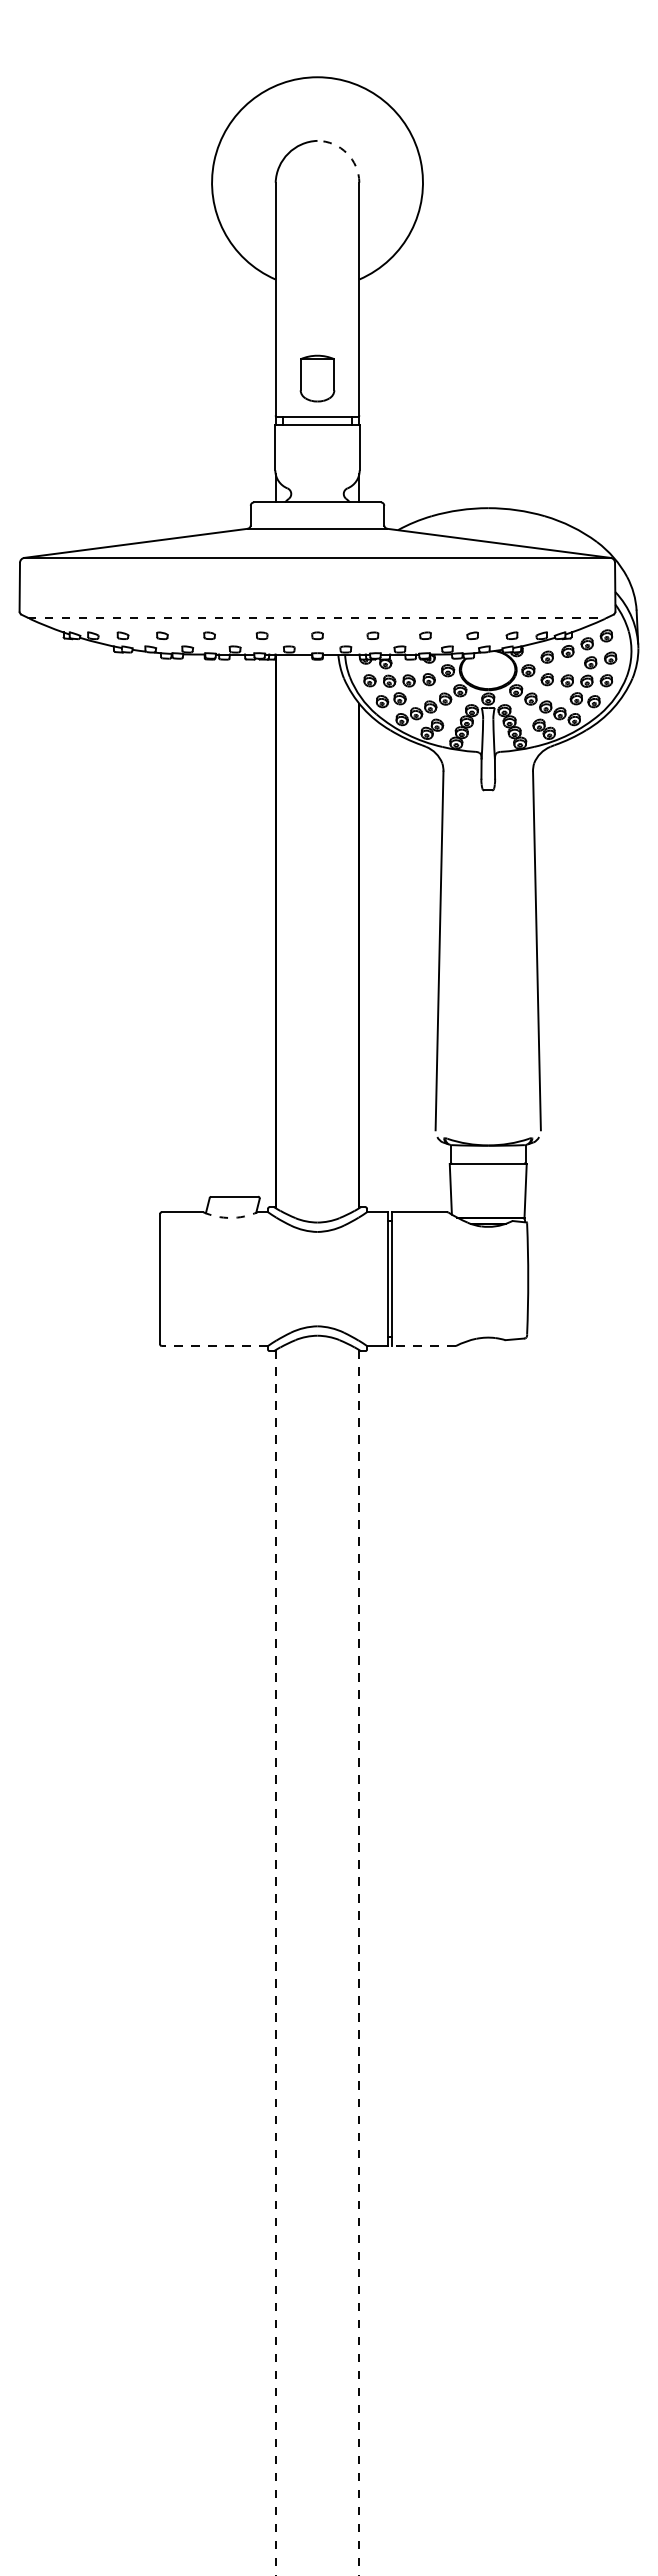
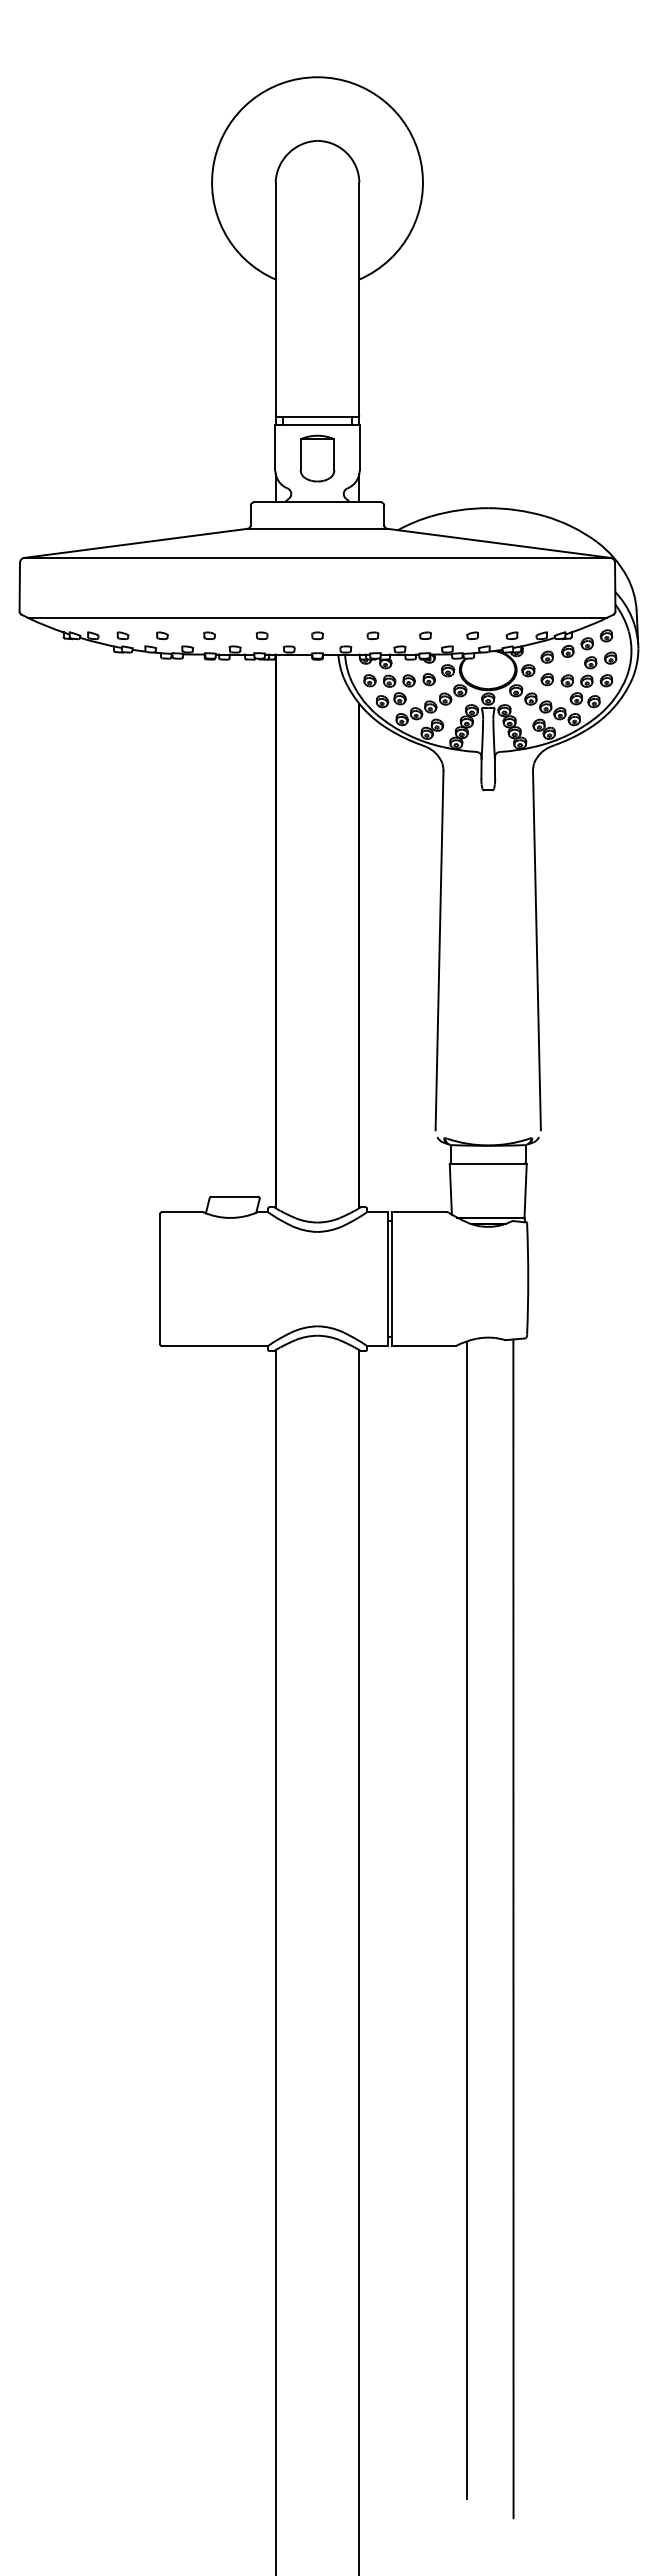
arc: dashed -> solid (346, 153)
part position: (317, 378) -> (317, 458) (317, 458)
line: dashed -> solid (317, 617)
arc: dashed -> solid (230, 1217)
line: dashed -> solid (214, 1346)
line: dashed -> solid (423, 1346)
line: none -> present (466, 1919)
line: none -> present (513, 1928)
line: dashed -> solid (275, 1962)
line: dashed -> solid (359, 1962)
